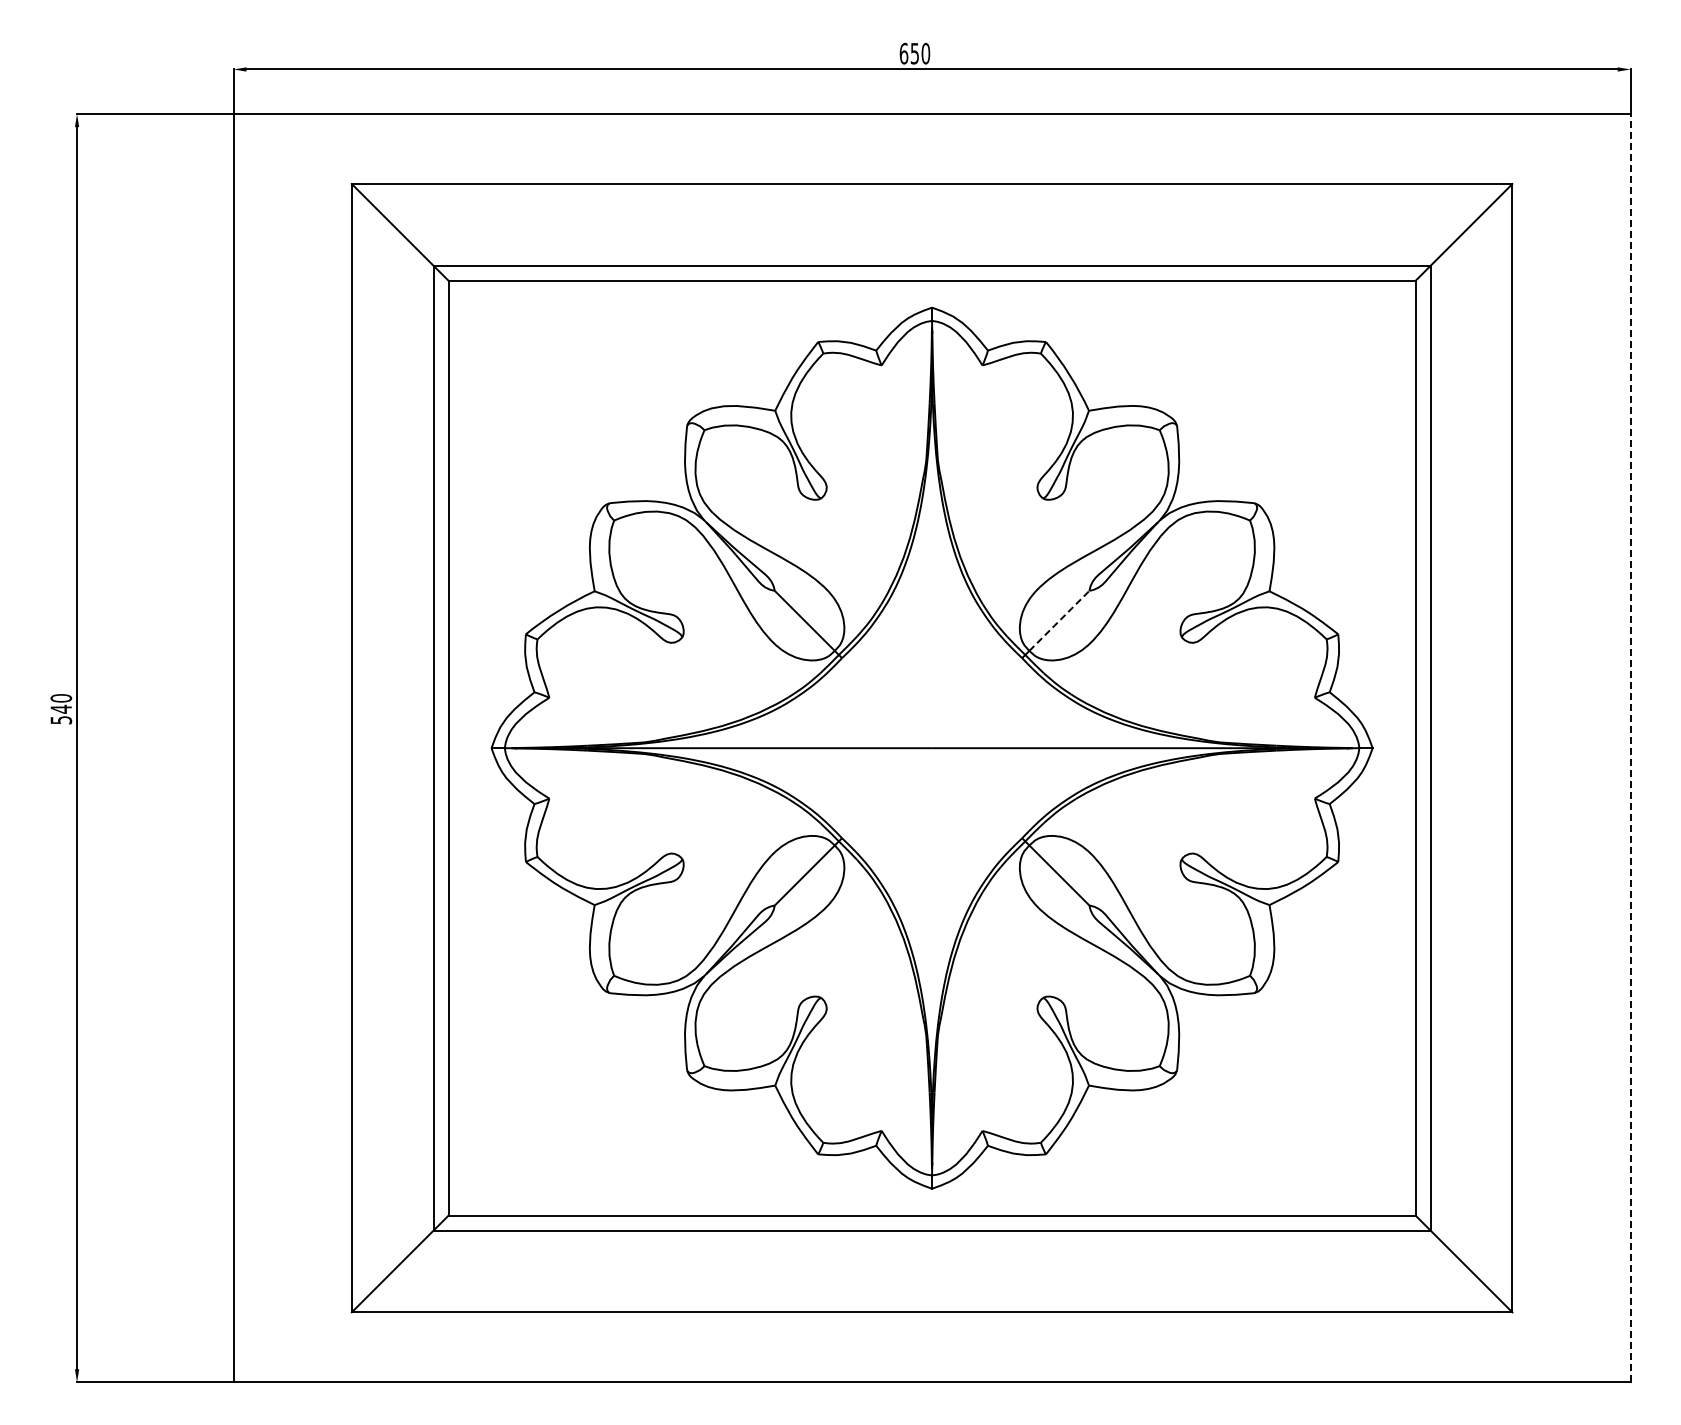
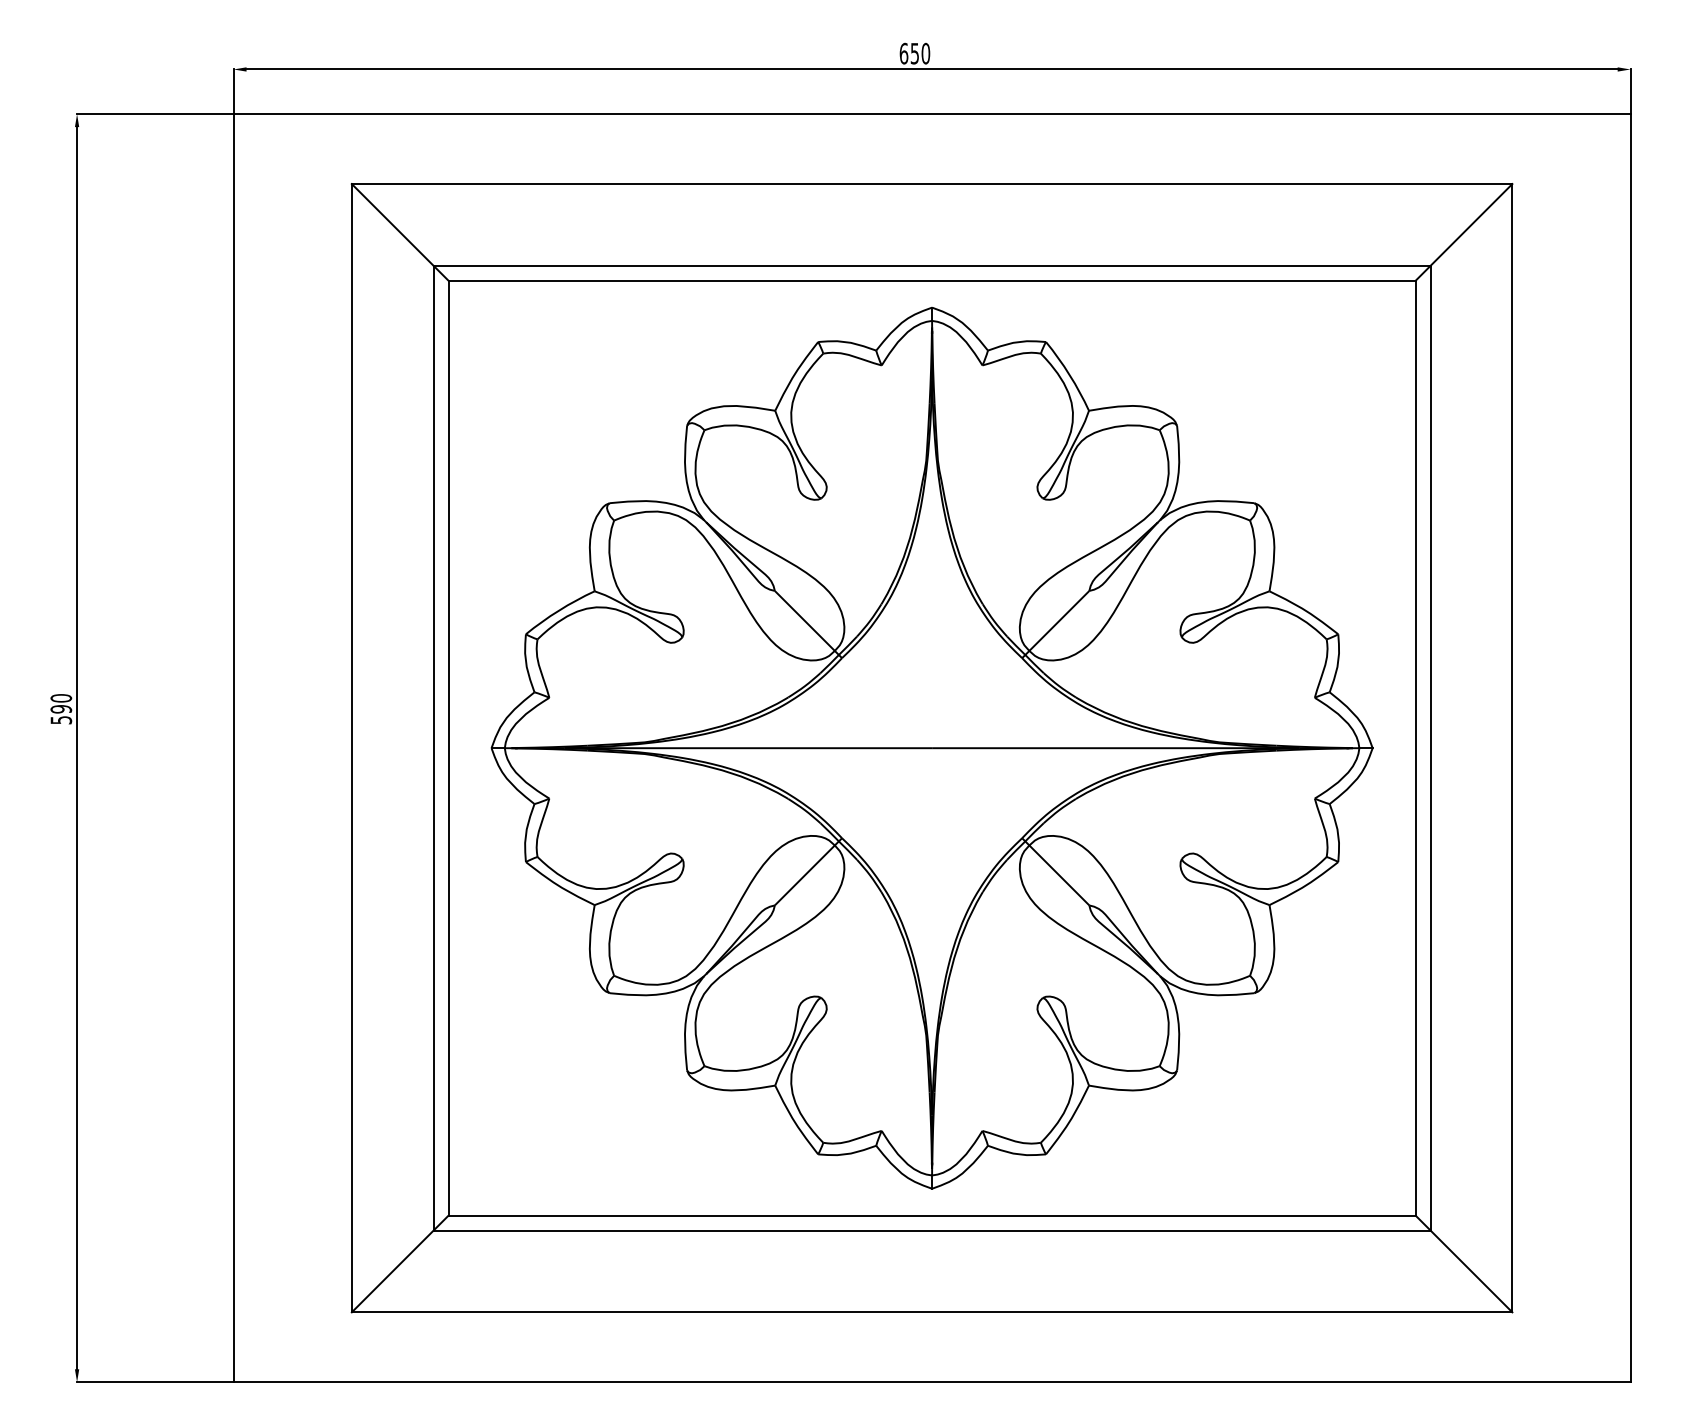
line: dashed -> solid (1059, 620)
text: 540 -> 590 (61, 708)
line: dashed -> solid (1630, 748)
